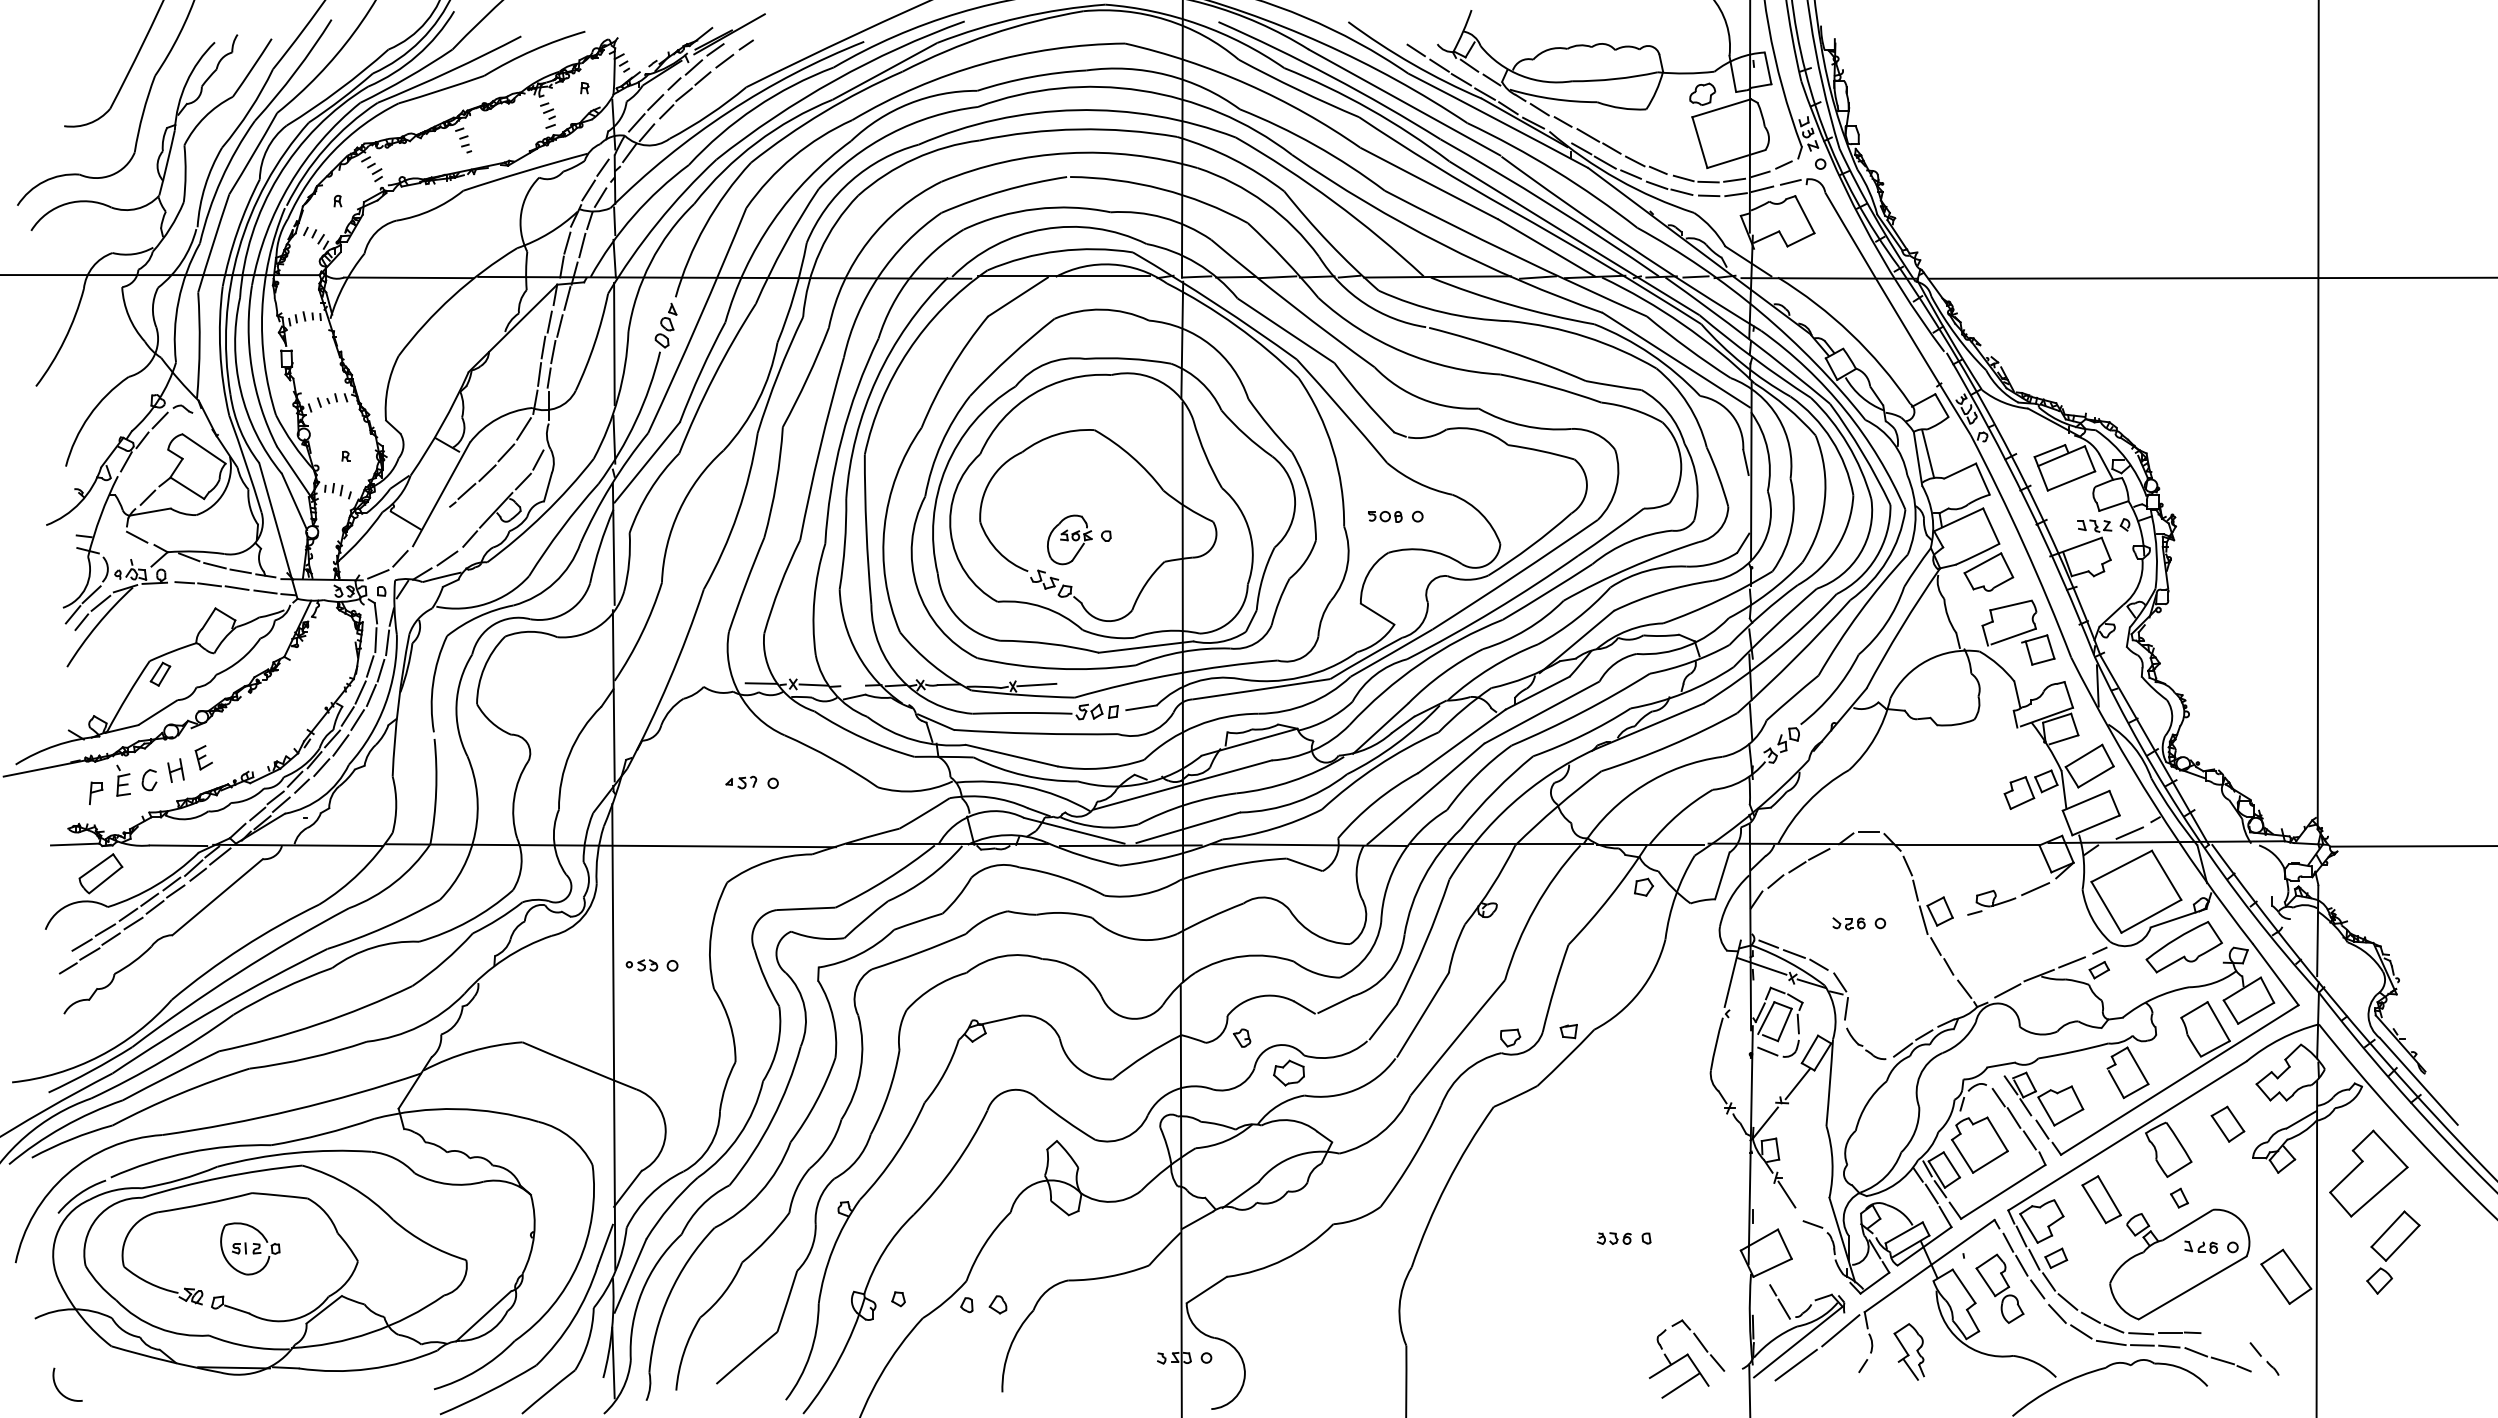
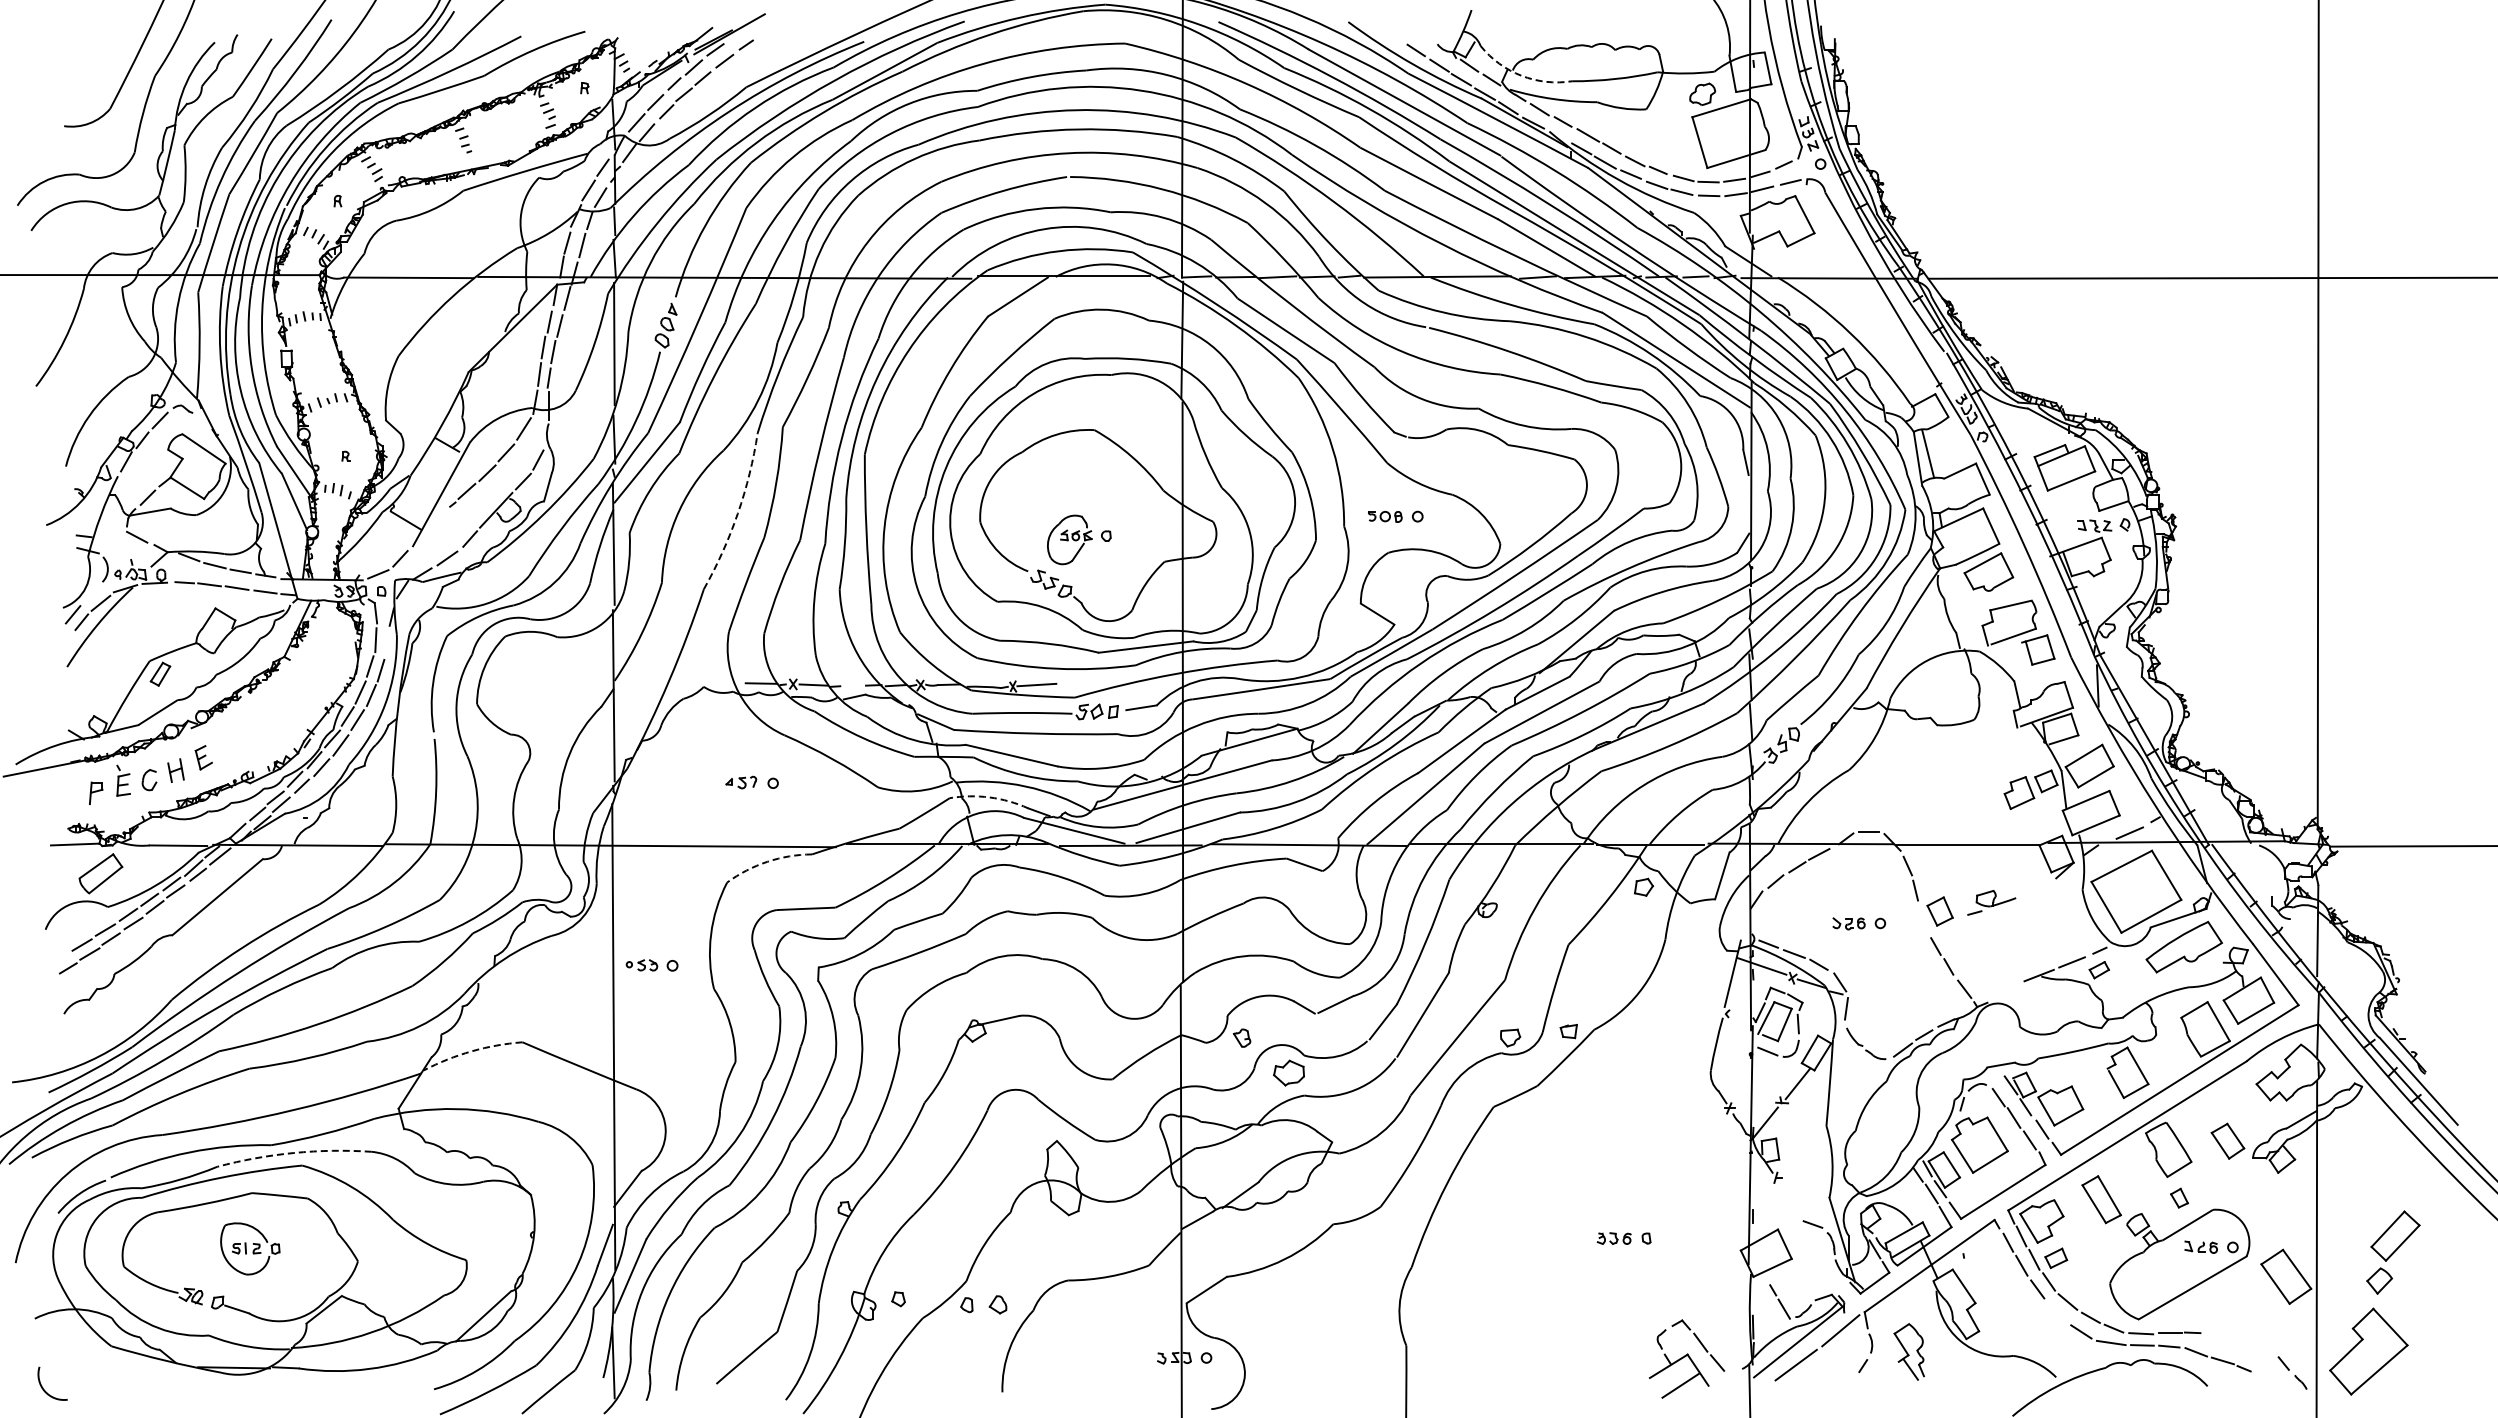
arc: solid -> dashed (1521, 75)
arc: solid -> dashed (737, 513)
line: present -> none (91, 594)
line: present -> none (387, 642)
arc: solid -> dashed (989, 797)
arc: solid -> dashed (767, 861)
line: present -> none (2035, 889)
line: present -> none (1923, 919)
line: present -> none (2007, 990)
arc: solid -> dashed (471, 1051)
part position: (2227, 1123) -> (2227, 1140) (2227, 1140)
arc: solid -> dashed (293, 1153)
part position: (2368, 1173) -> (2368, 1351) (2368, 1351)
line: present -> none (1786, 1194)
part: present -> none (1999, 1288)
line: present -> none (2057, 1313)
part position: (2264, 1358) -> (2292, 1372) (2292, 1372)
arc position: (58, 1388) -> (43, 1387) (43, 1387)
